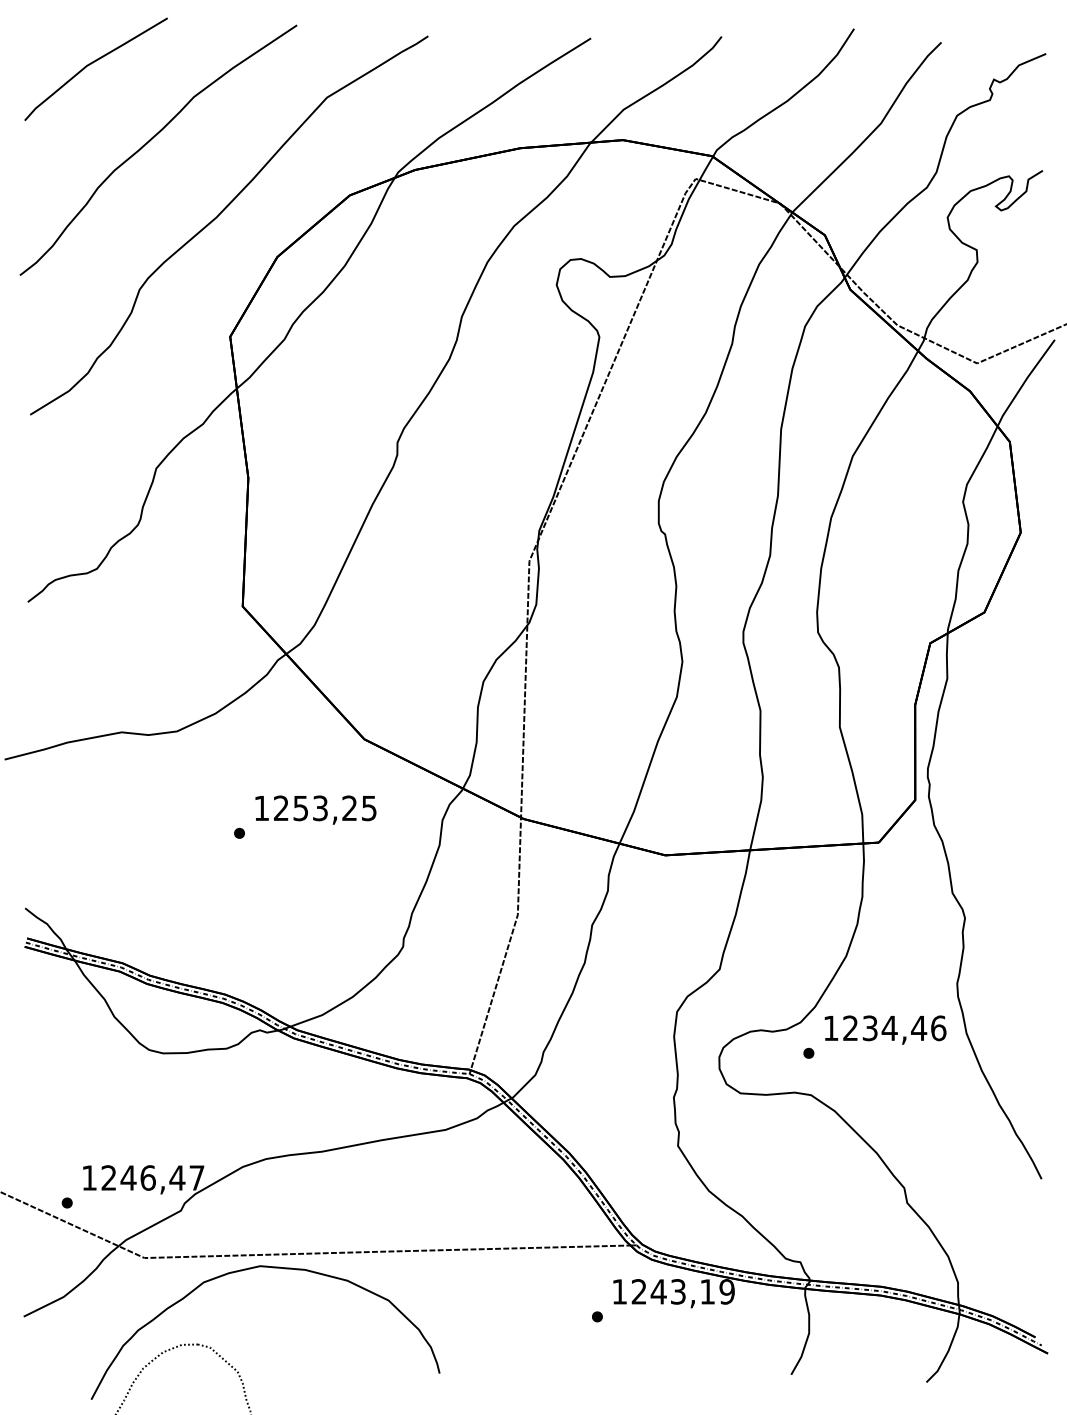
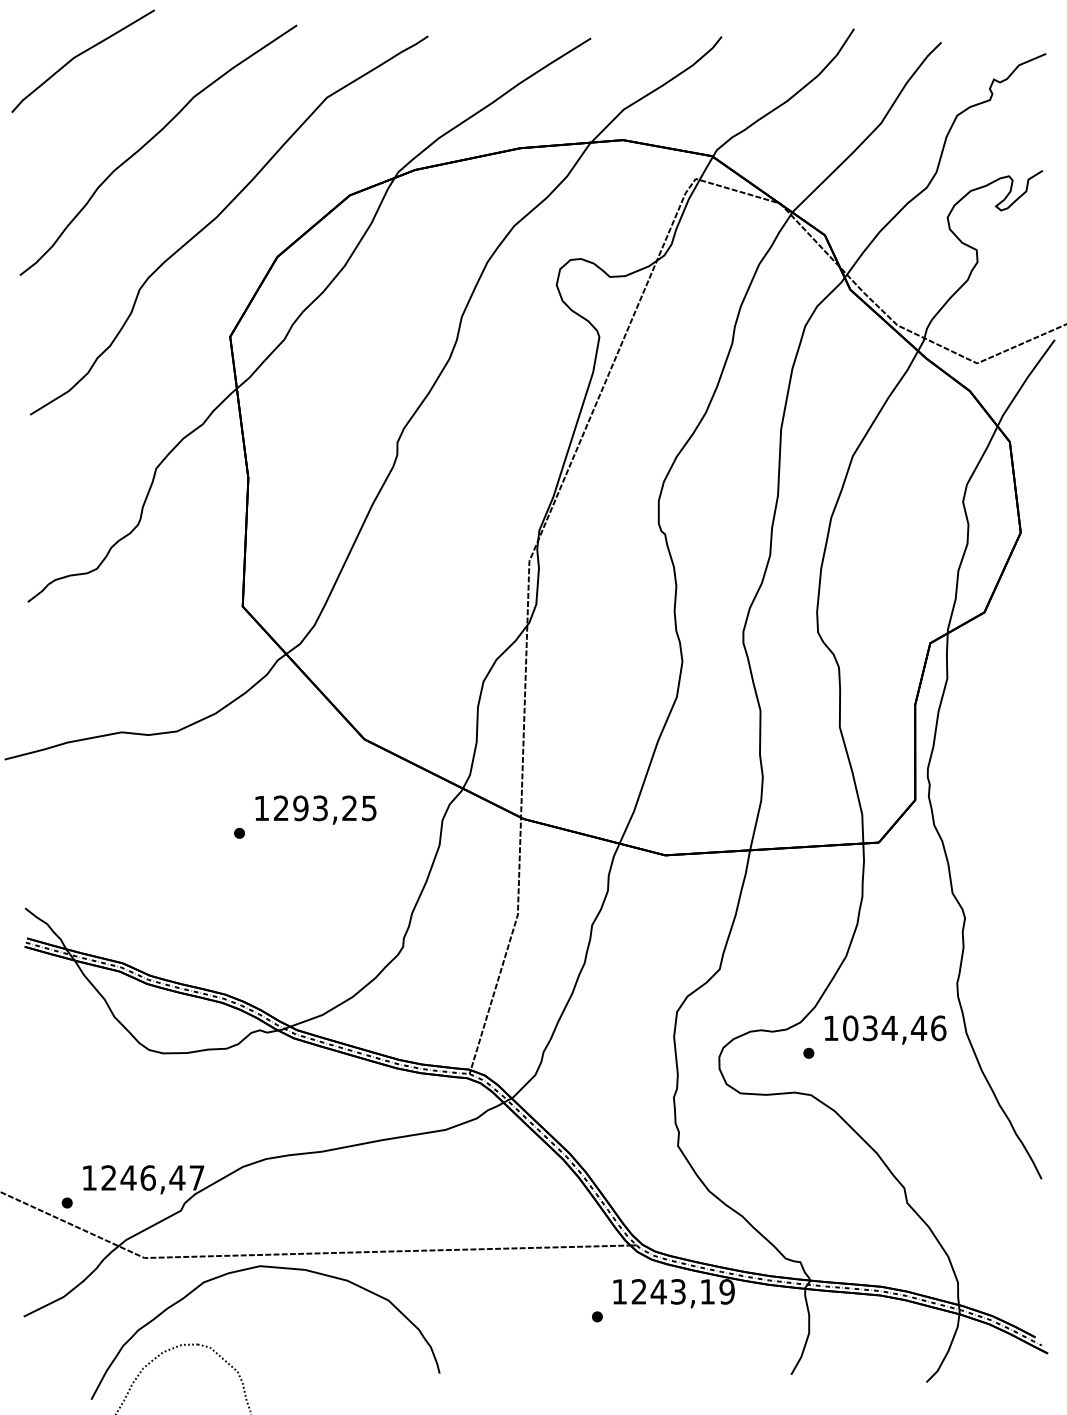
curve position: (93, 63) -> (80, 55) (80, 55)
text: 1253,25 -> 1293,25 (300, 807)
text: 1234,46 -> 1034,46 (850, 1028)
